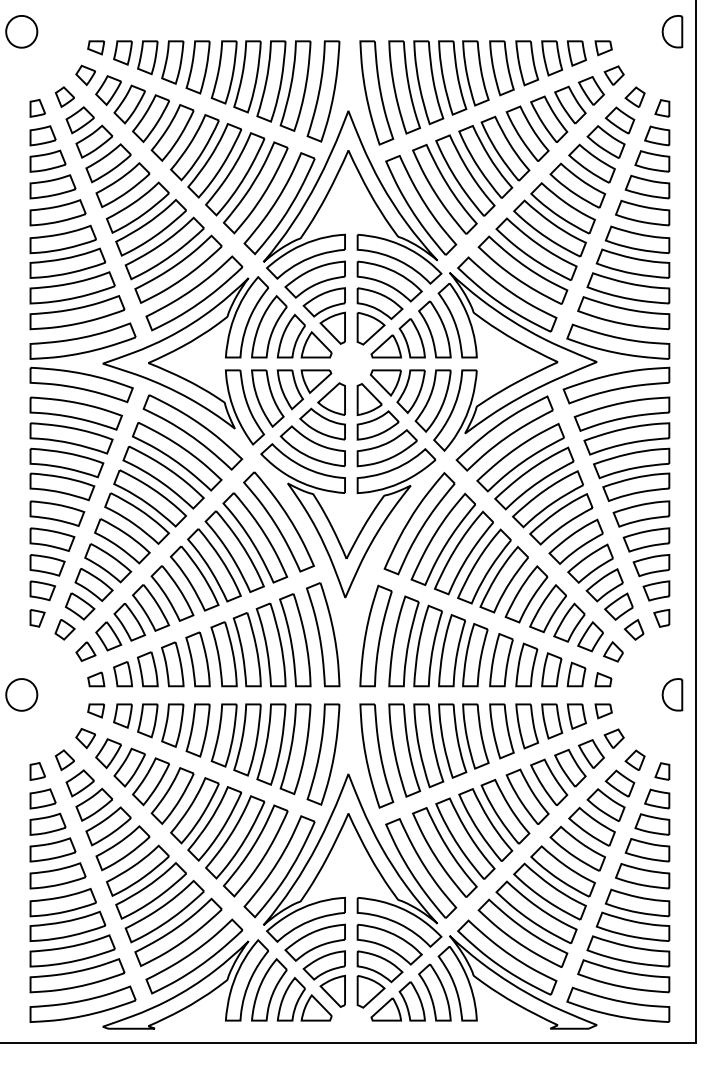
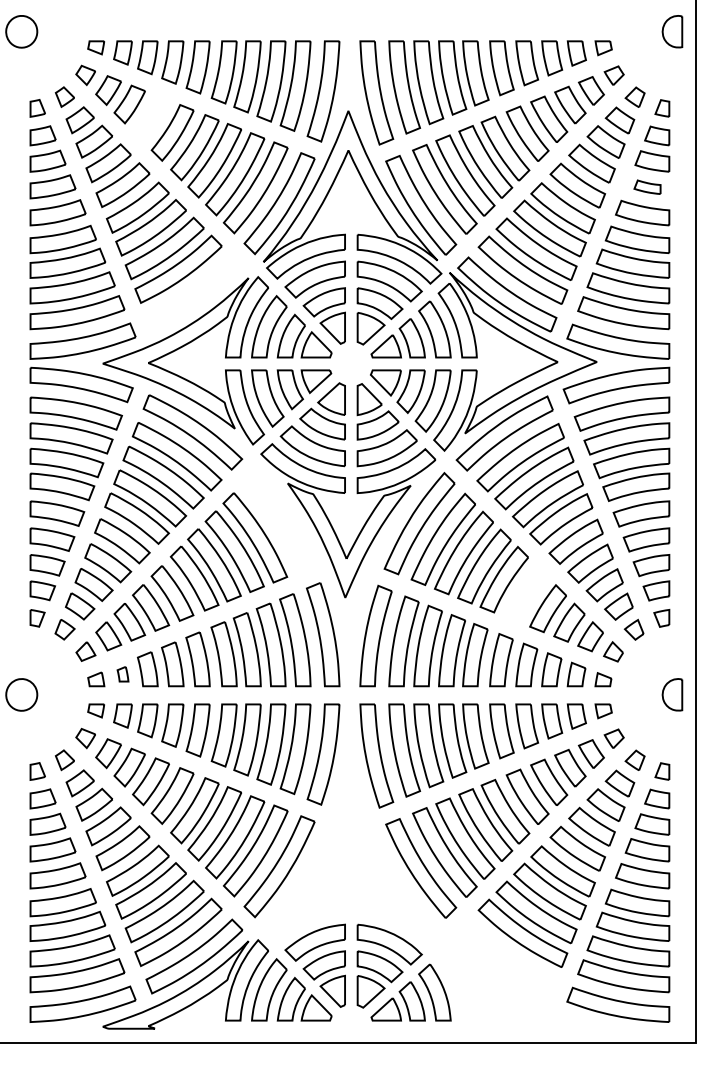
part: present -> none (150, 118)
part size: 47x25 px -> 29x16 px (647, 186)
part: present -> none (194, 293)
part: present -> none (278, 521)
part: present -> none (526, 594)
part size: 20x27 px -> 14x17 px (122, 674)
part: present -> none (423, 905)
